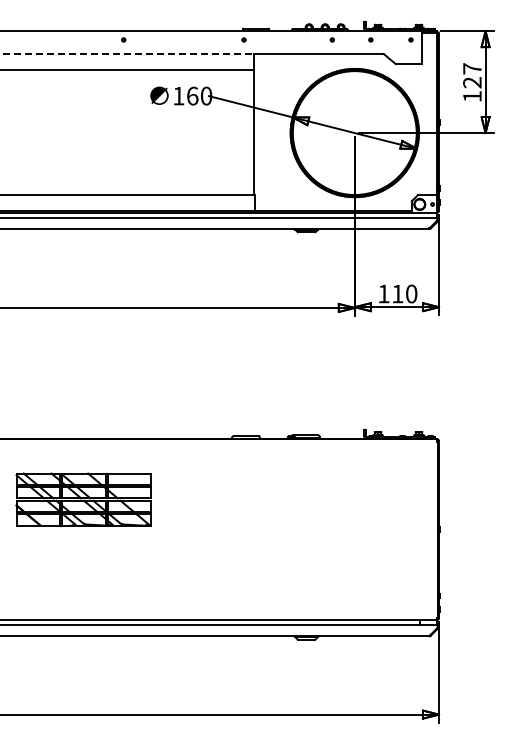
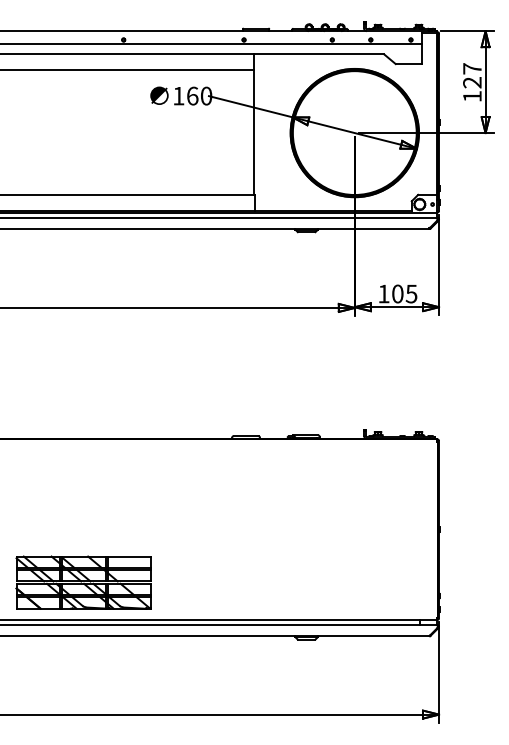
line: none -> present (212, 44)
line: dashed -> solid (127, 54)
text: 110 -> 105 (404, 293)
part position: (83, 499) -> (83, 582) (83, 582)
